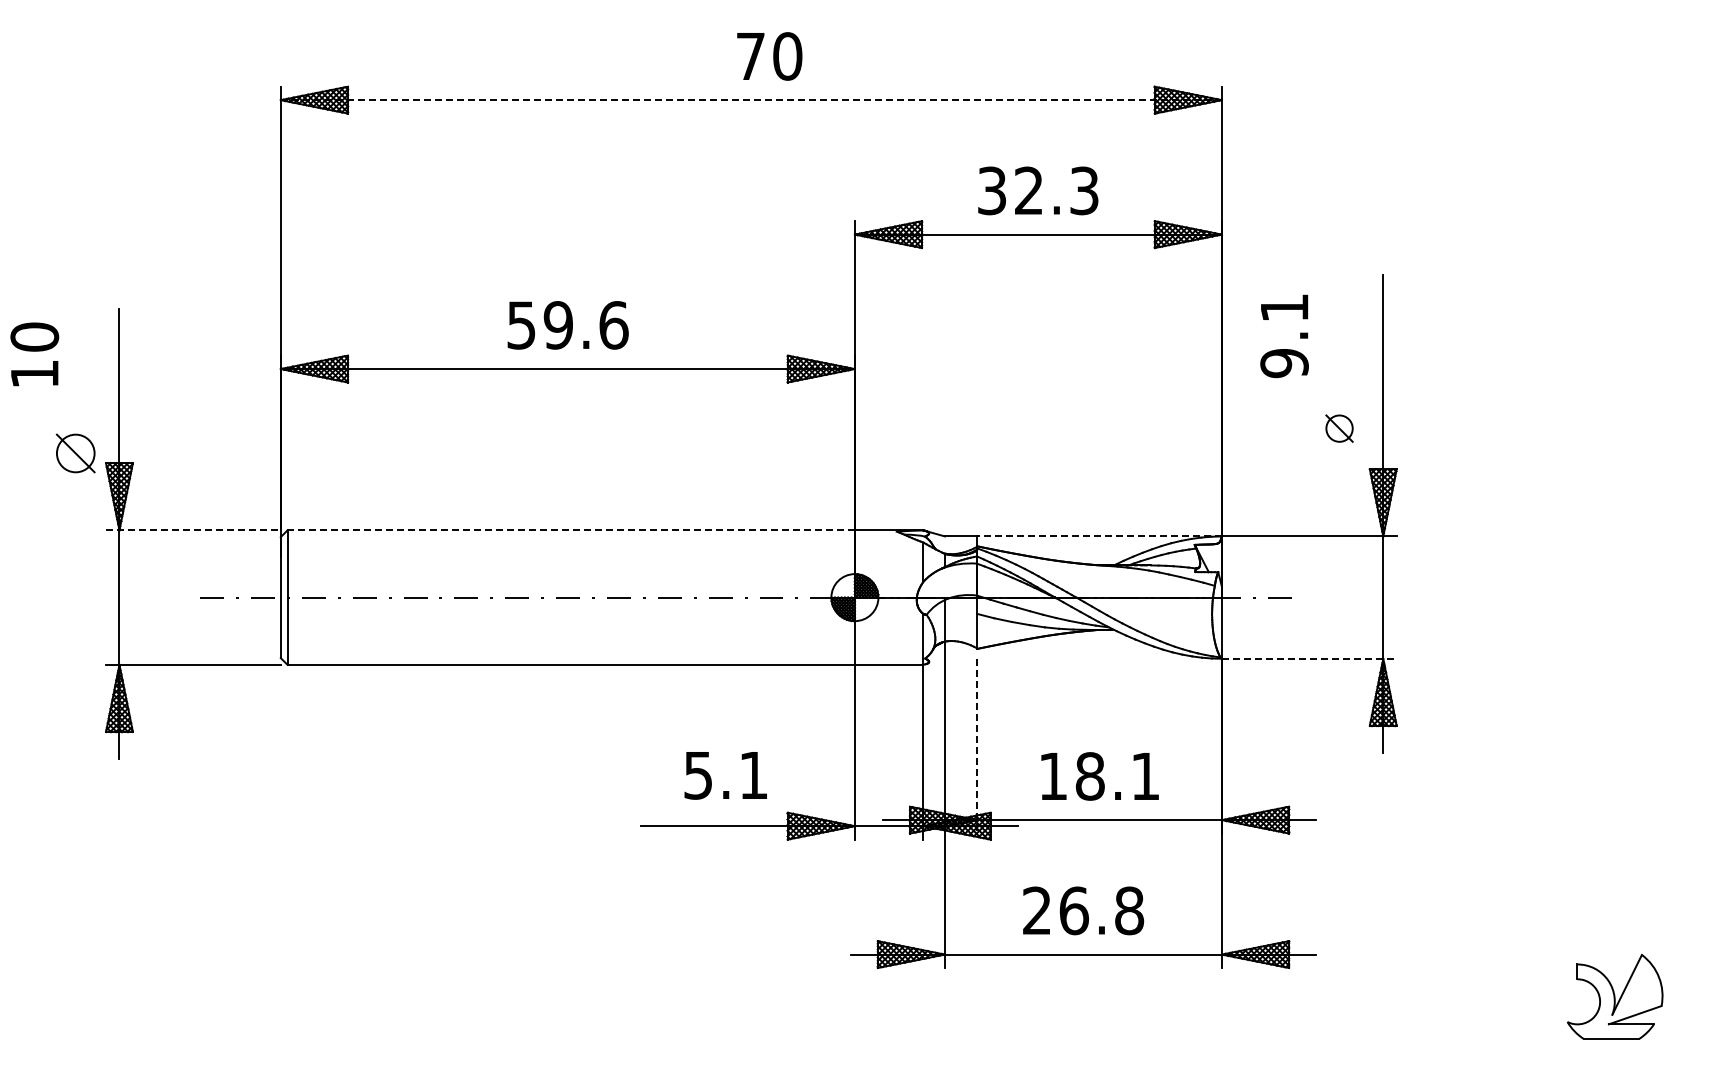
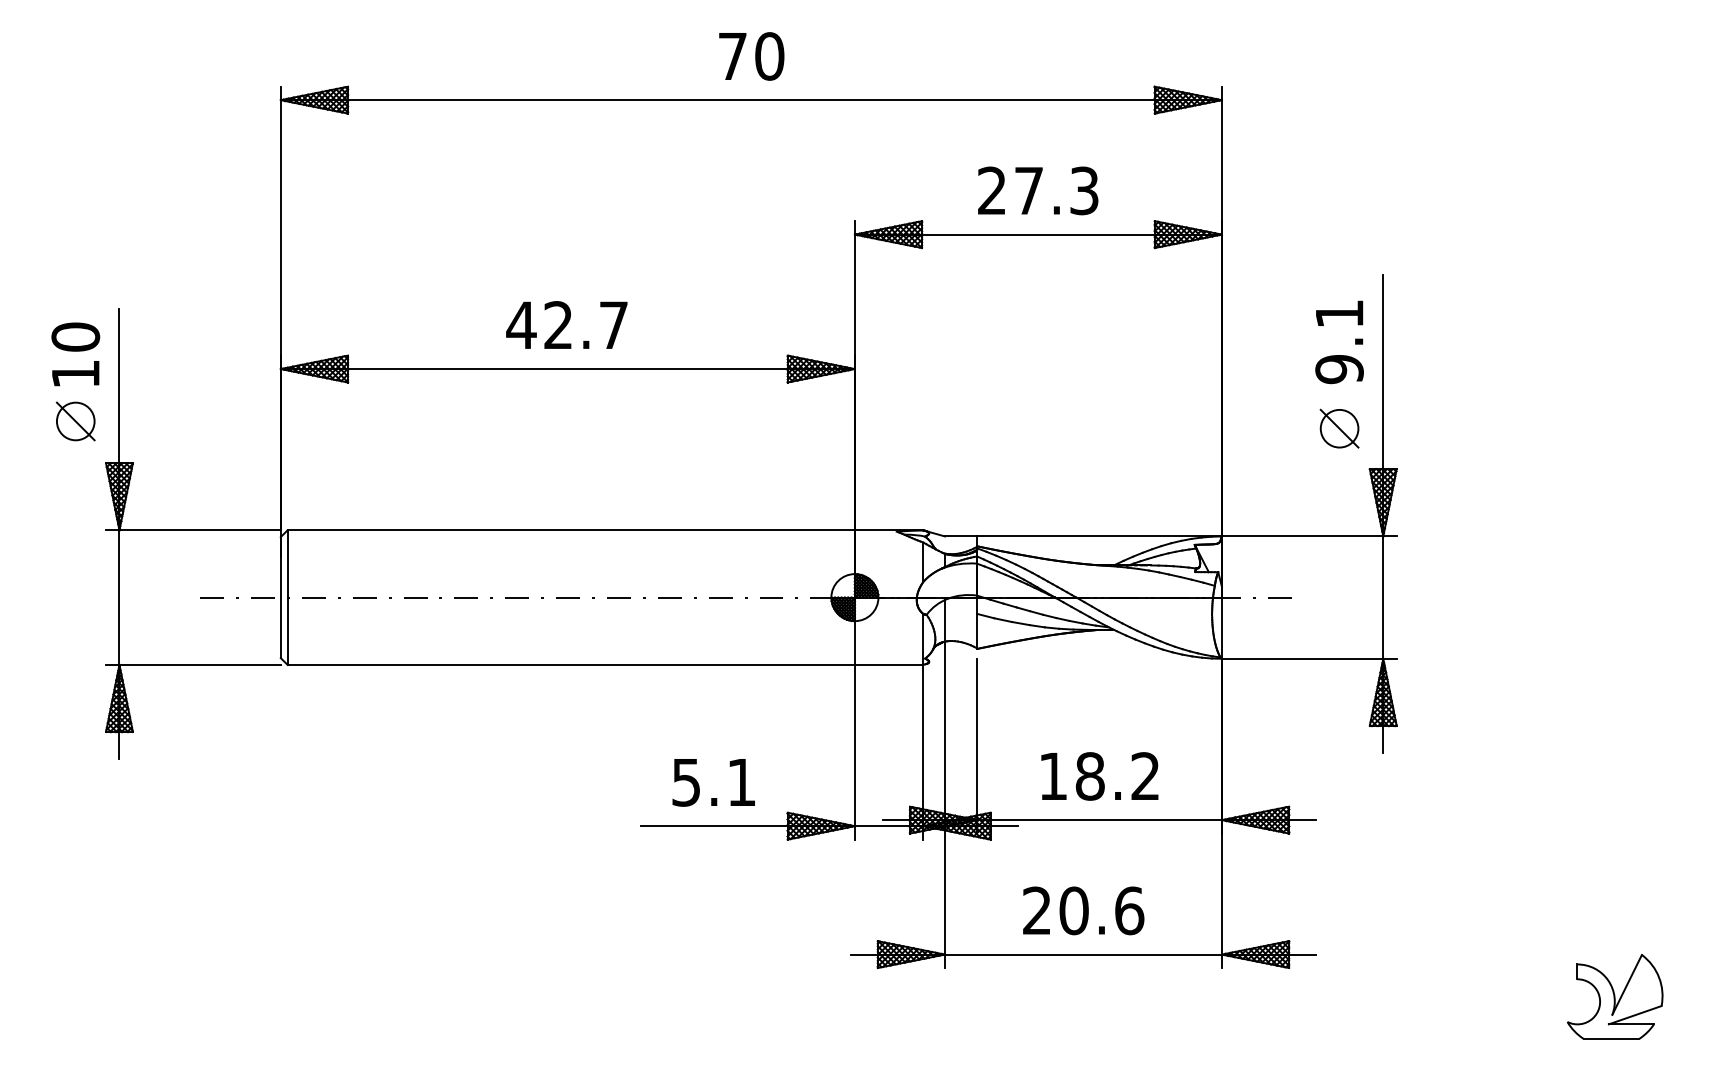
text position: (769, 56) -> (751, 56) (751, 56)
line: dashed -> solid (751, 100)
text: 32.3 -> 27.3 (1010, 190)
text: 59.6 -> 42.7 (567, 325)
text position: (1284, 336) -> (1339, 342) (1339, 342)
text position: (34, 354) -> (75, 354) (75, 354)
part size: 29x29 px -> 41x41 px (1339, 428)
part position: (75, 453) -> (75, 421) (75, 421)
line: dashed -> solid (193, 530)
line: dashed -> solid (571, 530)
line: dashed -> solid (1099, 536)
line: dashed -> solid (1309, 658)
line: dashed -> solid (977, 746)
text position: (725, 775) -> (713, 782) (713, 782)
text: 18.1 -> 18.2 (1144, 775)
text: 26.8 -> 20.6 (1101, 910)
